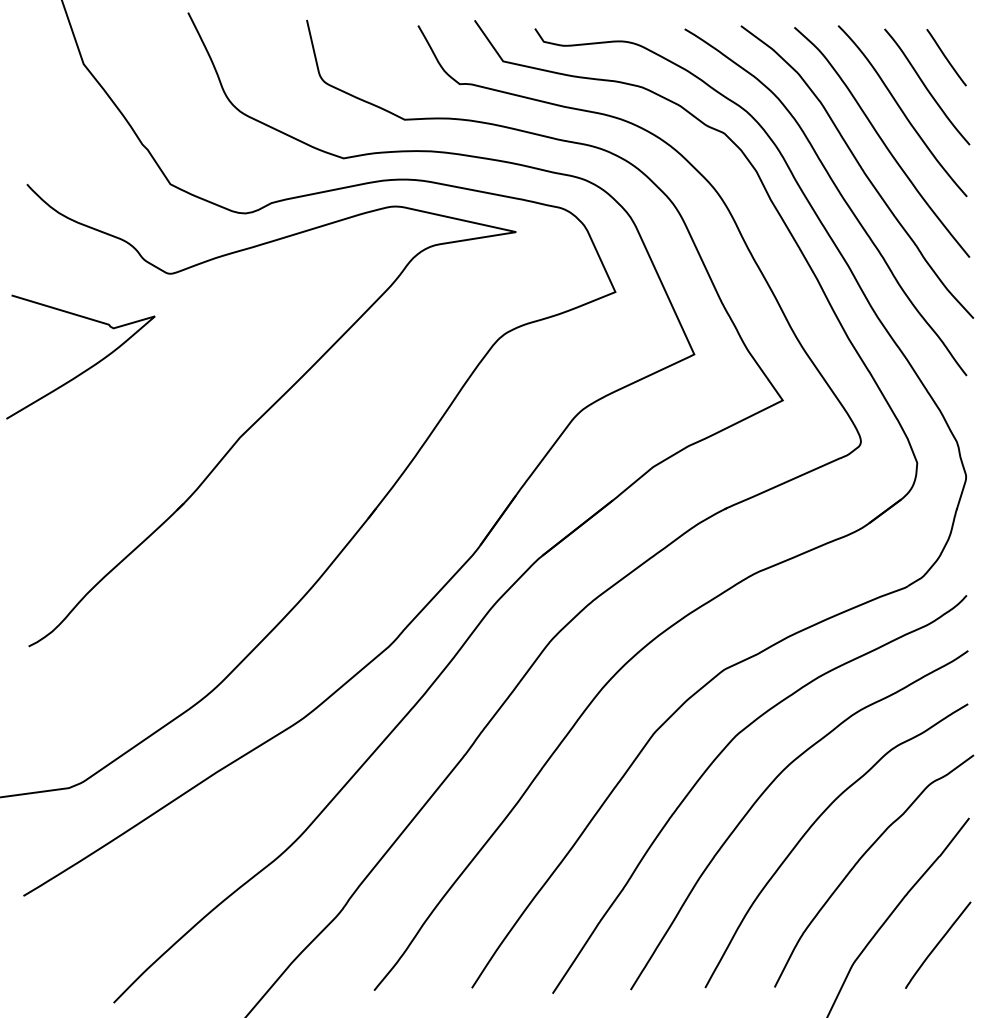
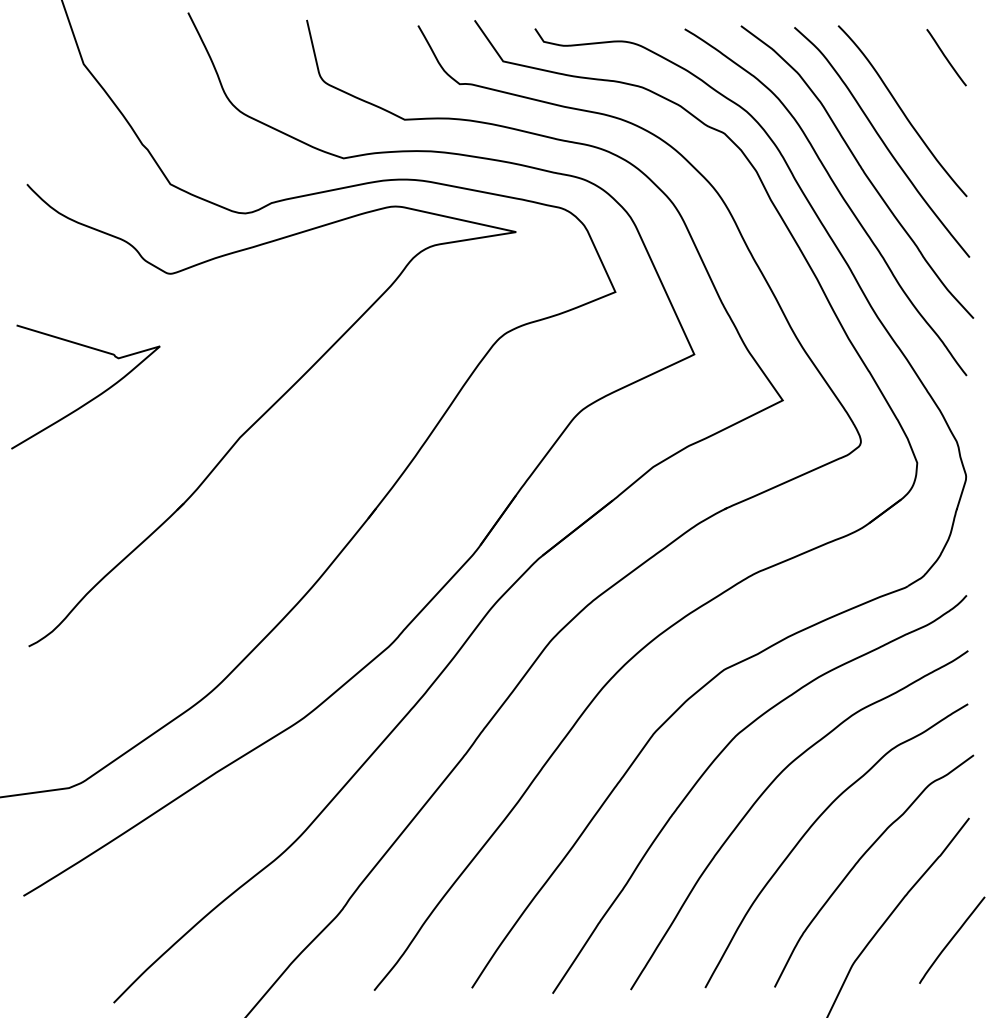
curve: present -> none (926, 86)
curve position: (87, 368) -> (92, 398) (92, 398)
curve position: (938, 944) -> (952, 939) (952, 939)
